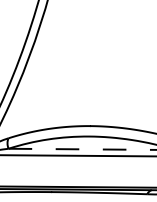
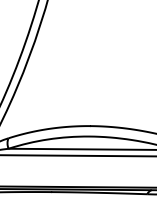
line: dashed -> solid (83, 149)
